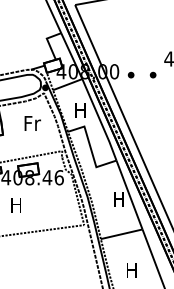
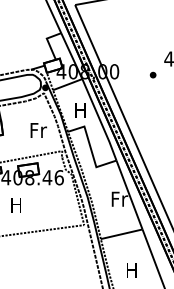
part: present -> none (130, 74)
text position: (32, 123) -> (38, 130) (38, 130)
text: H -> Fr (119, 198)
